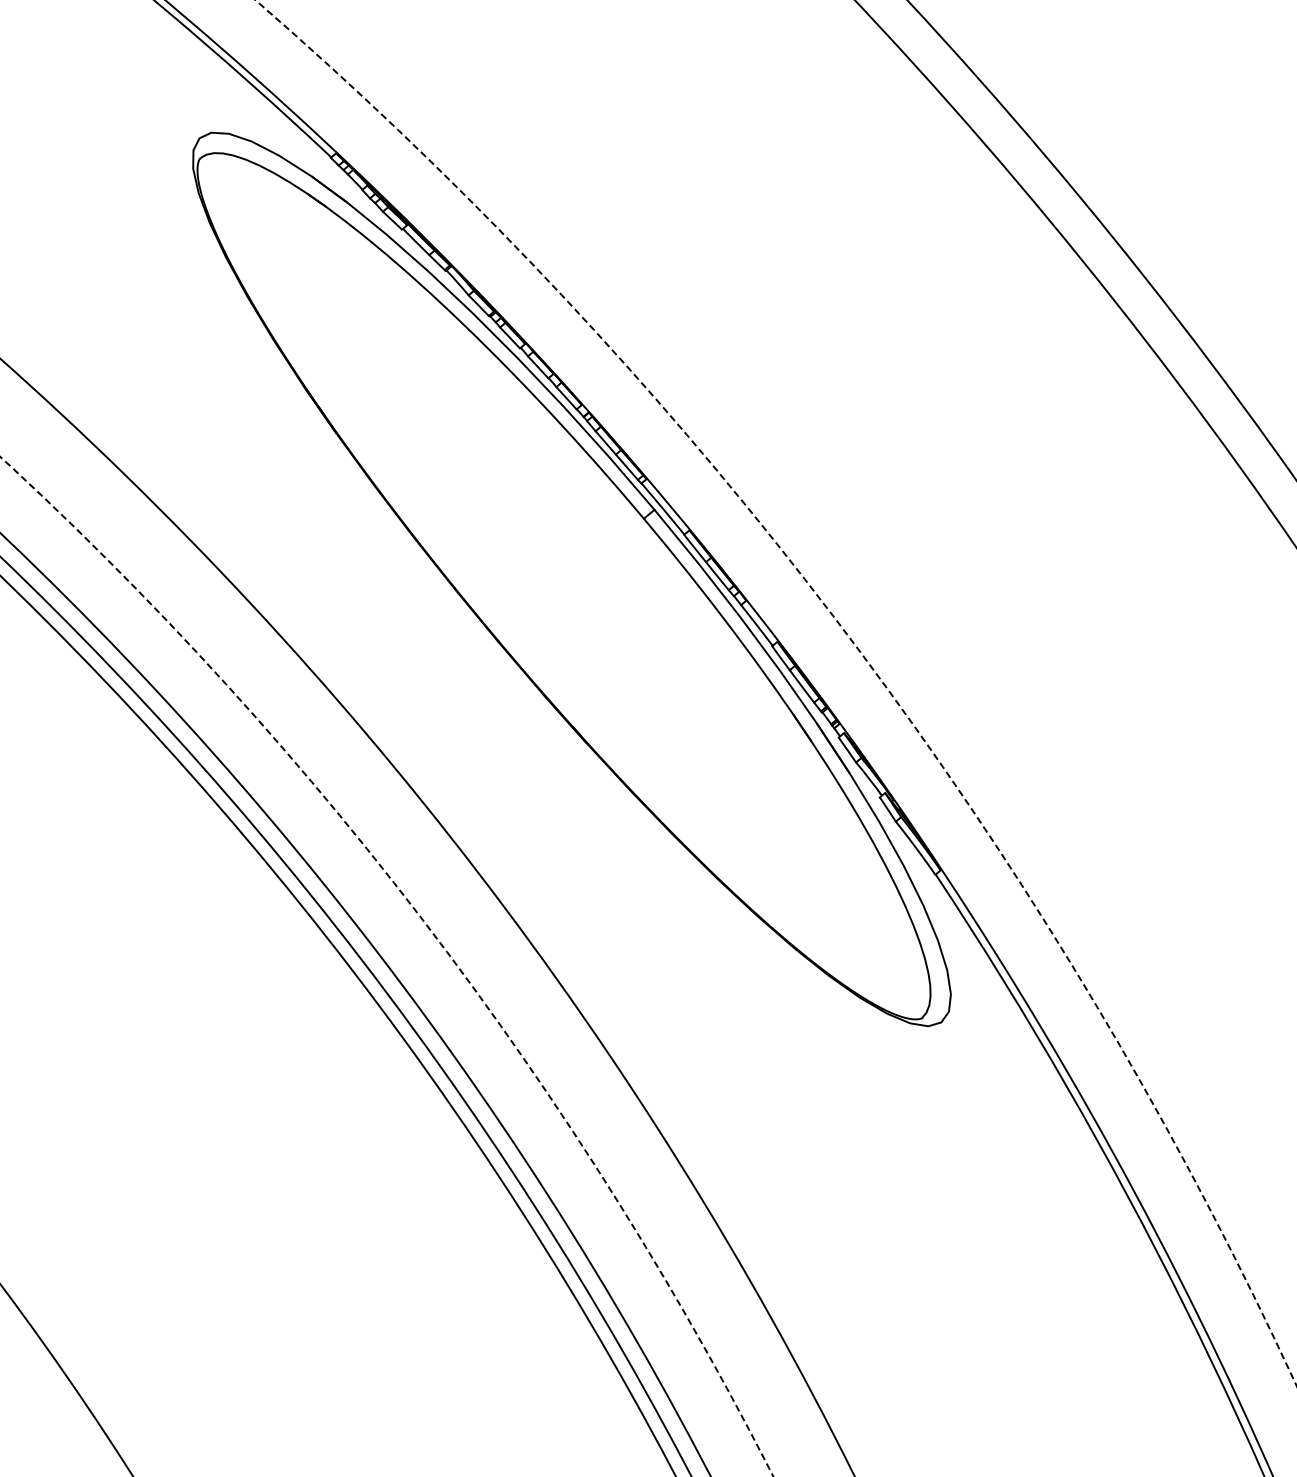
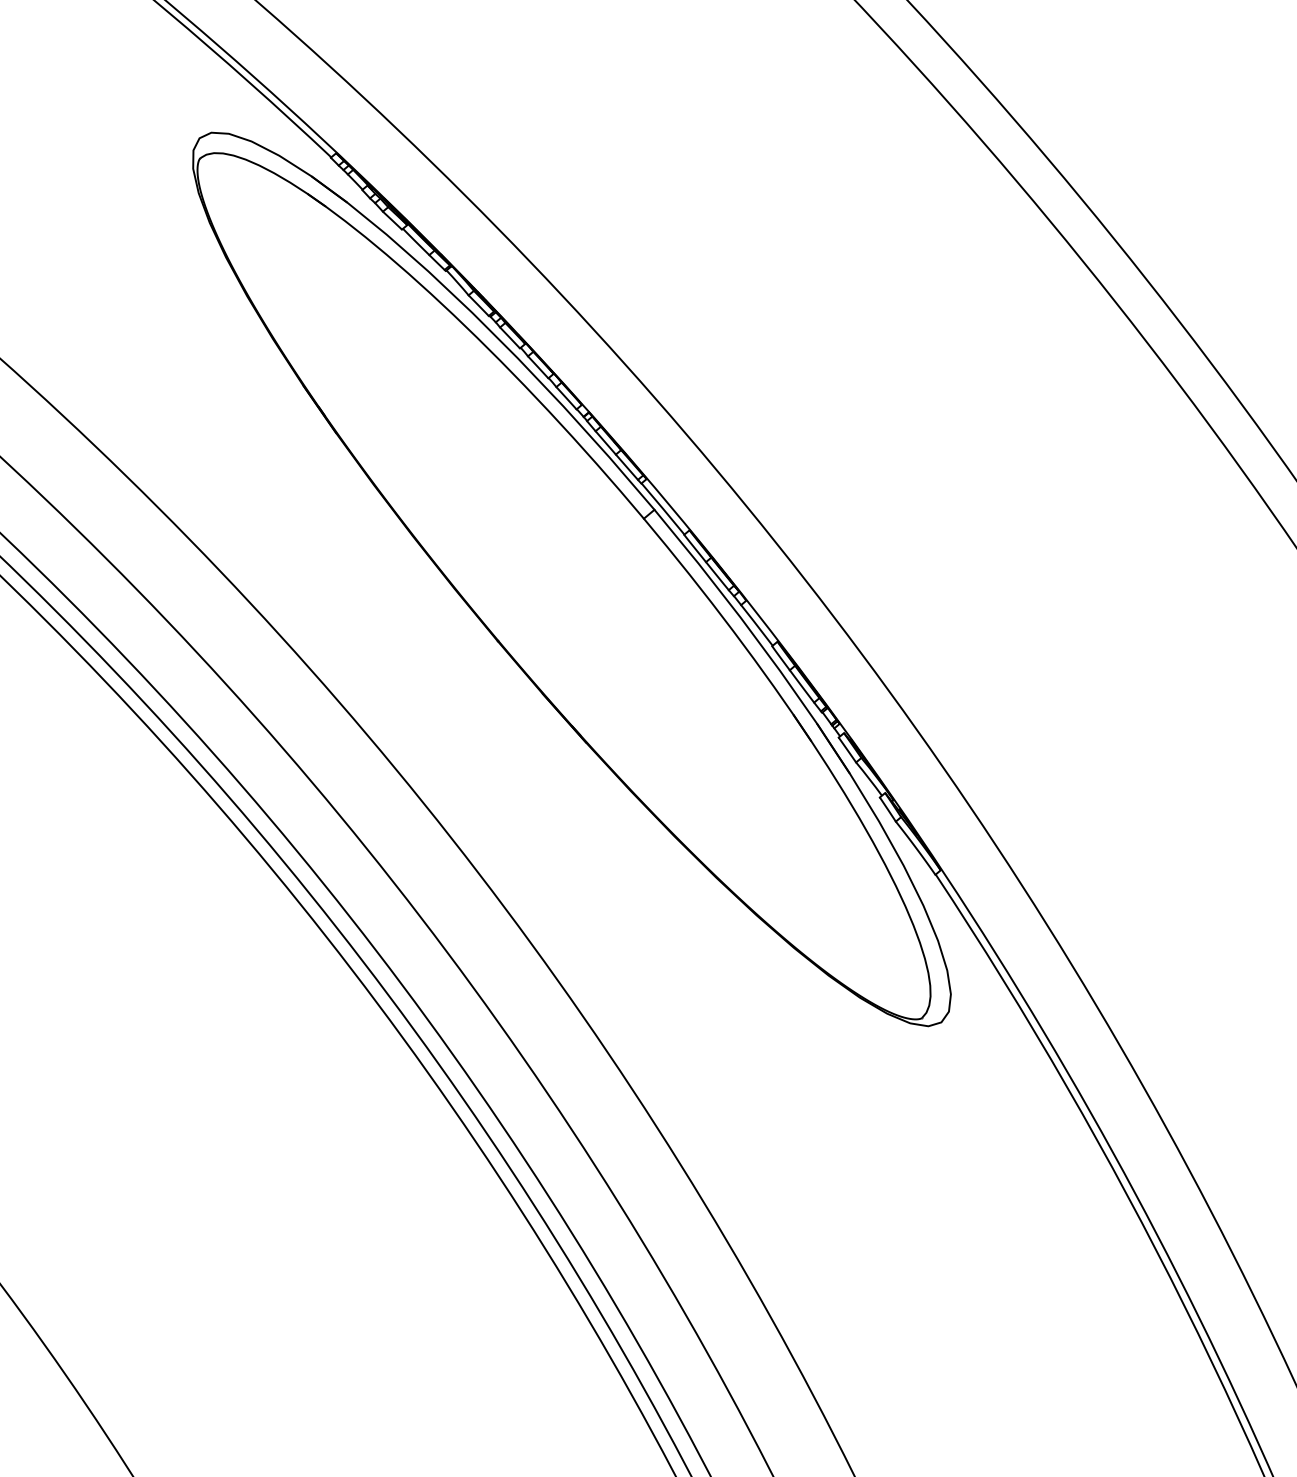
arc: dashed -> solid (850, 639)
circle: dashed -> solid (386, 966)
